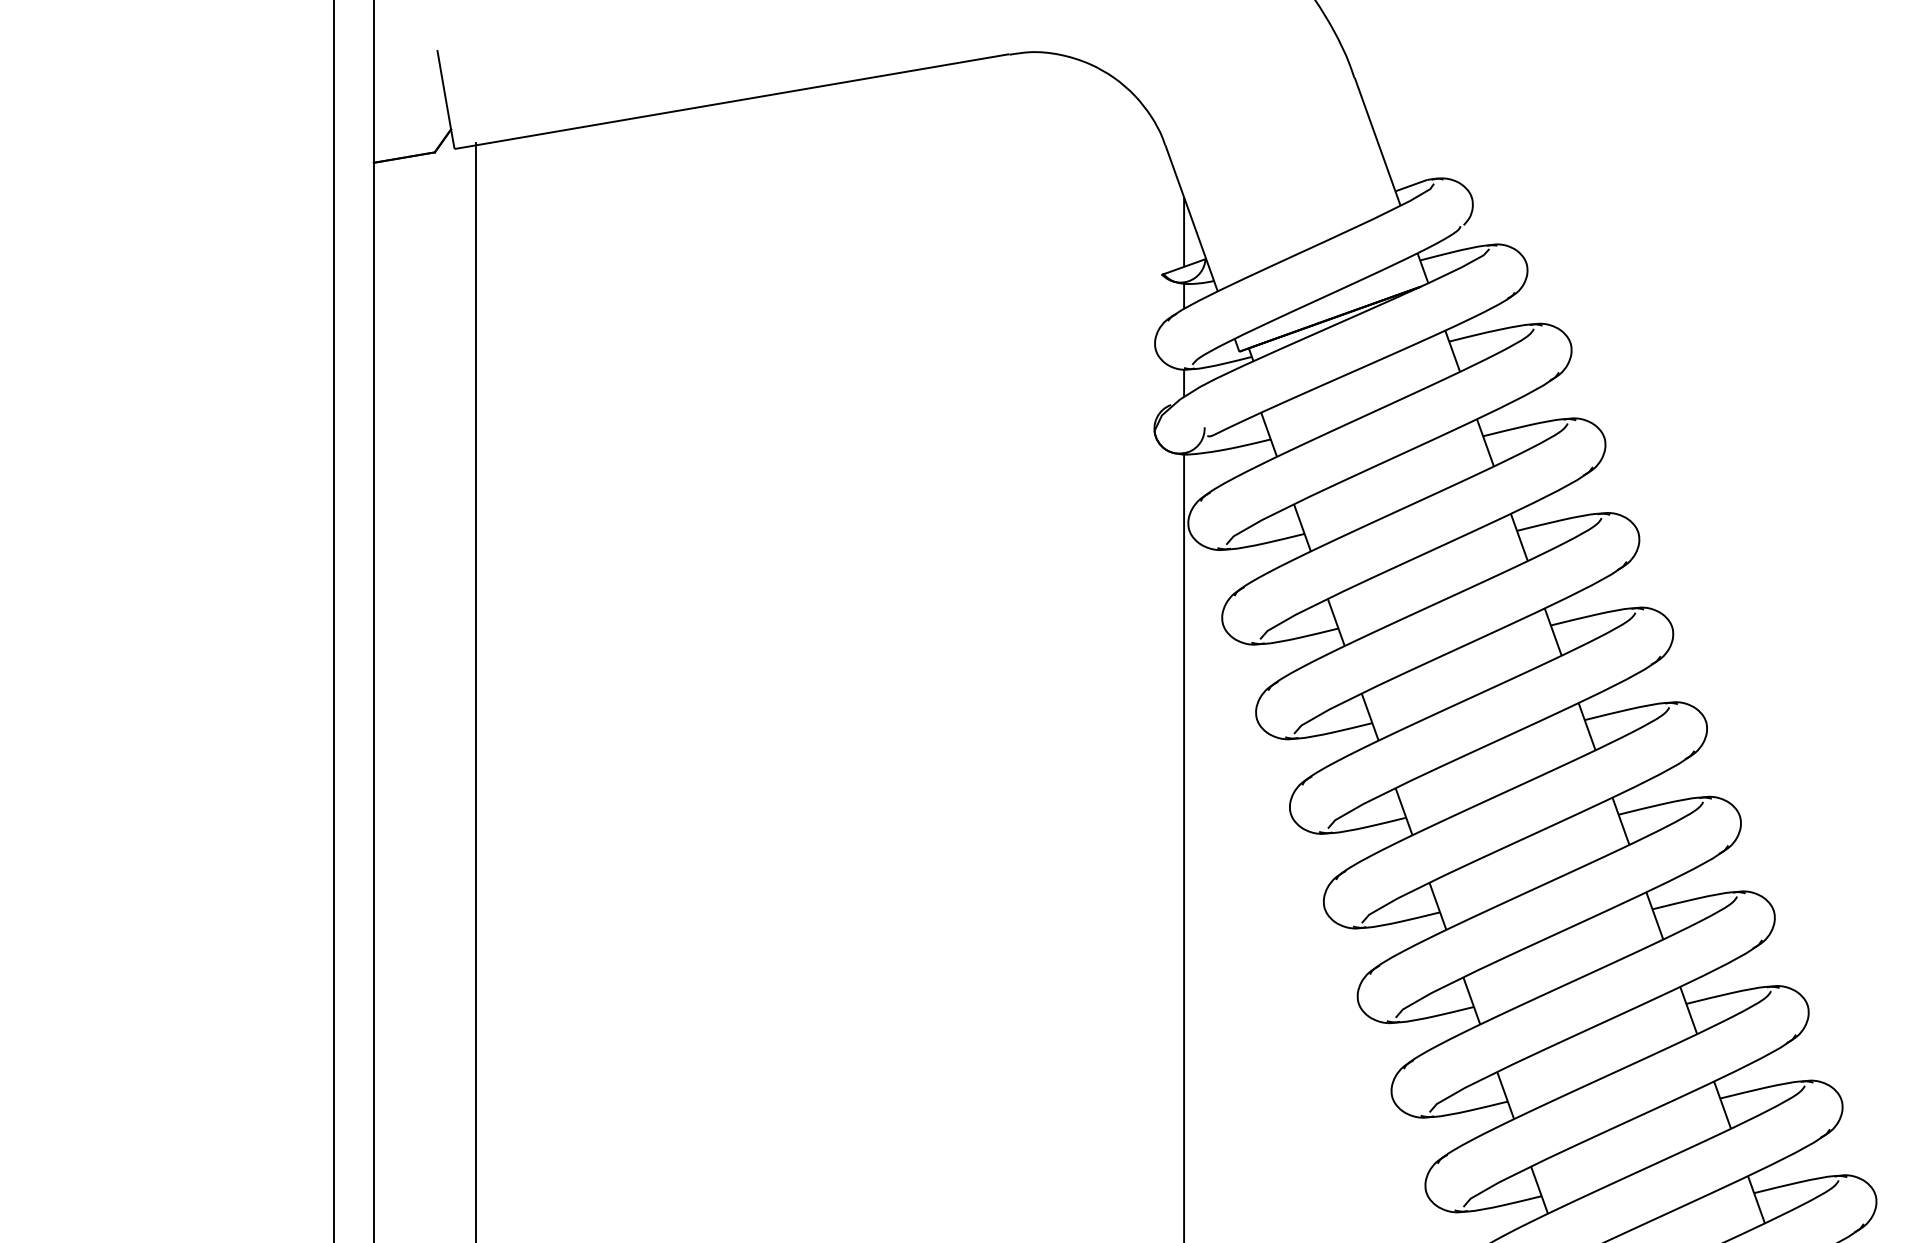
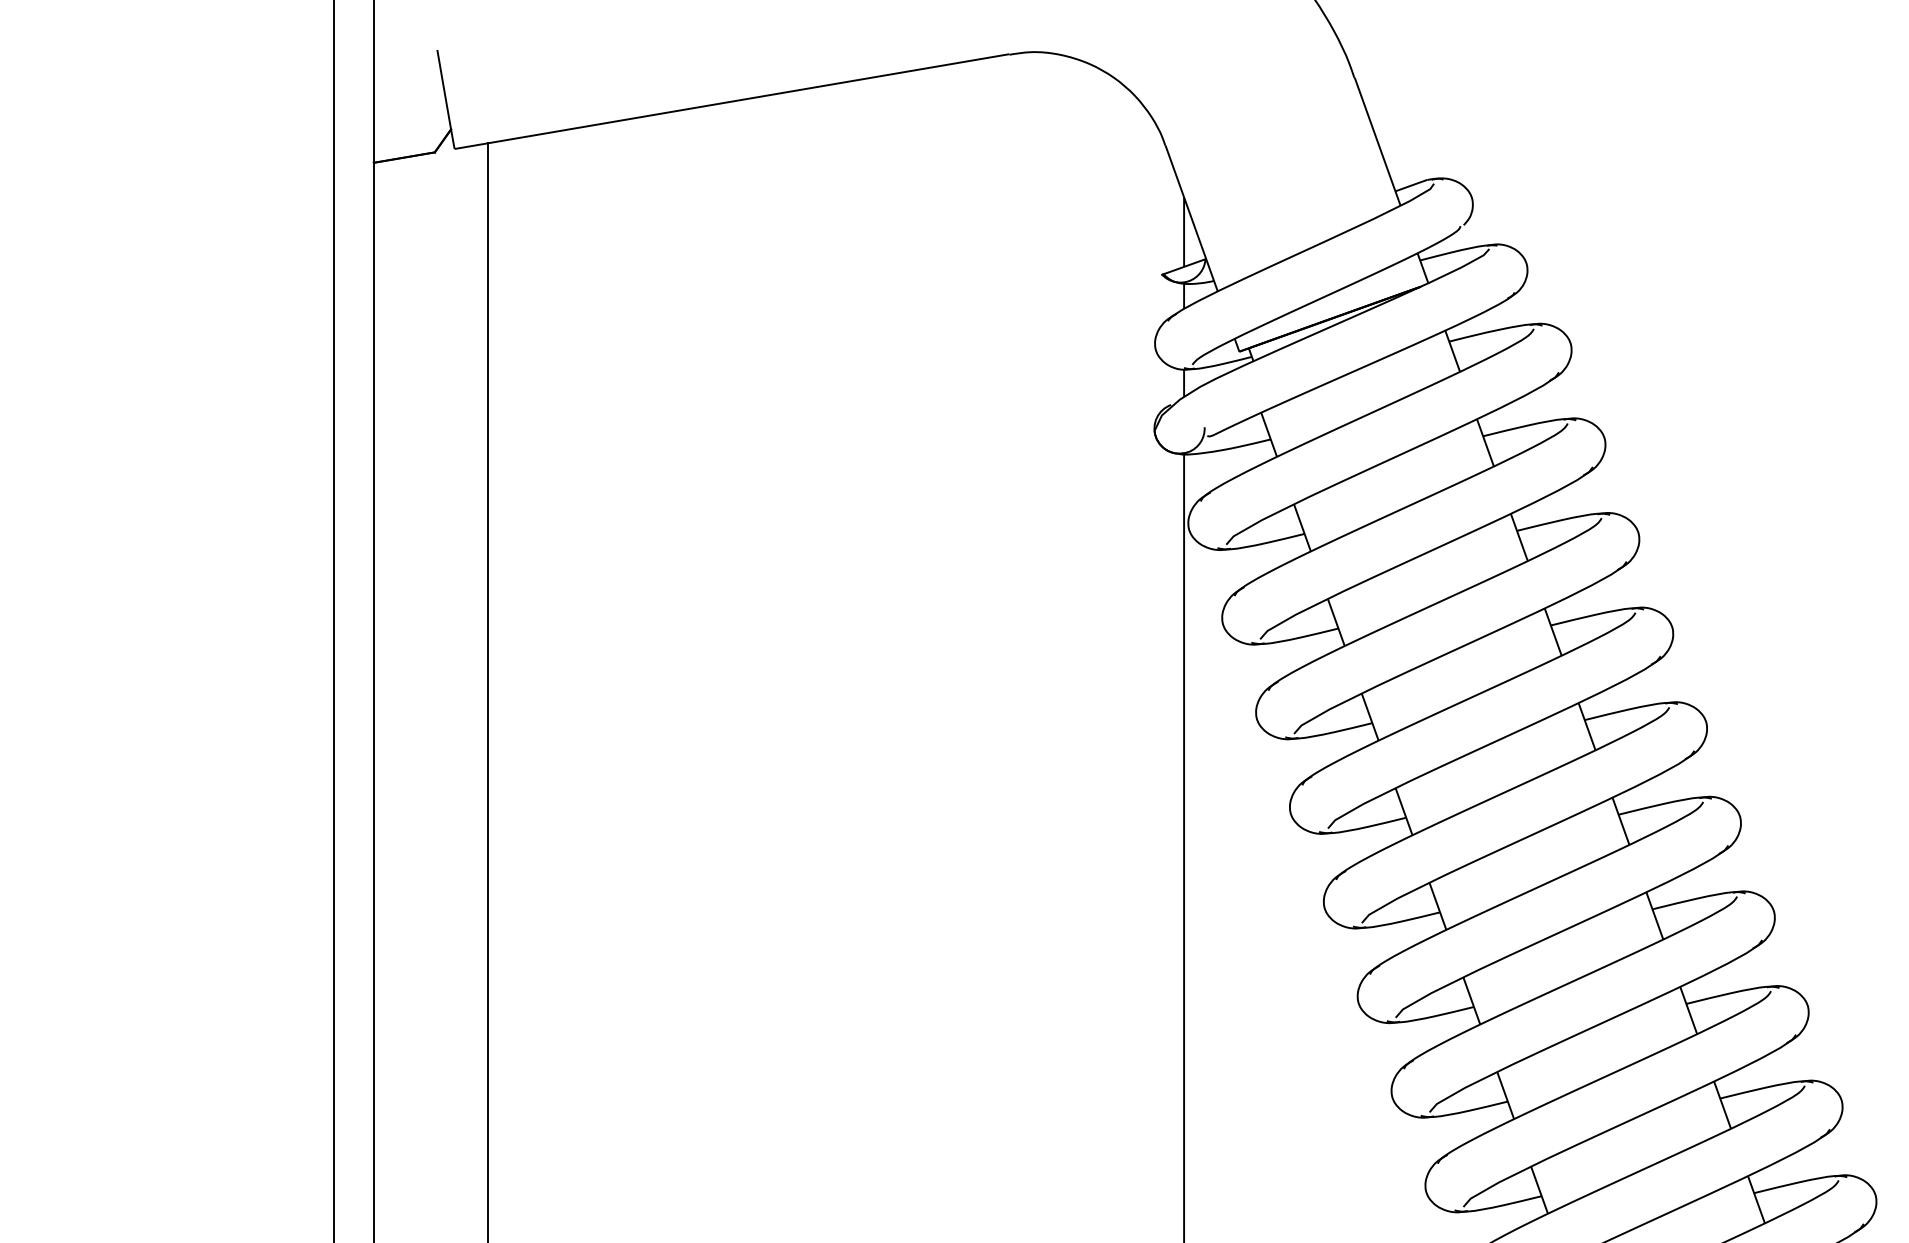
line position: (476, 691) -> (488, 691) (488, 691)
